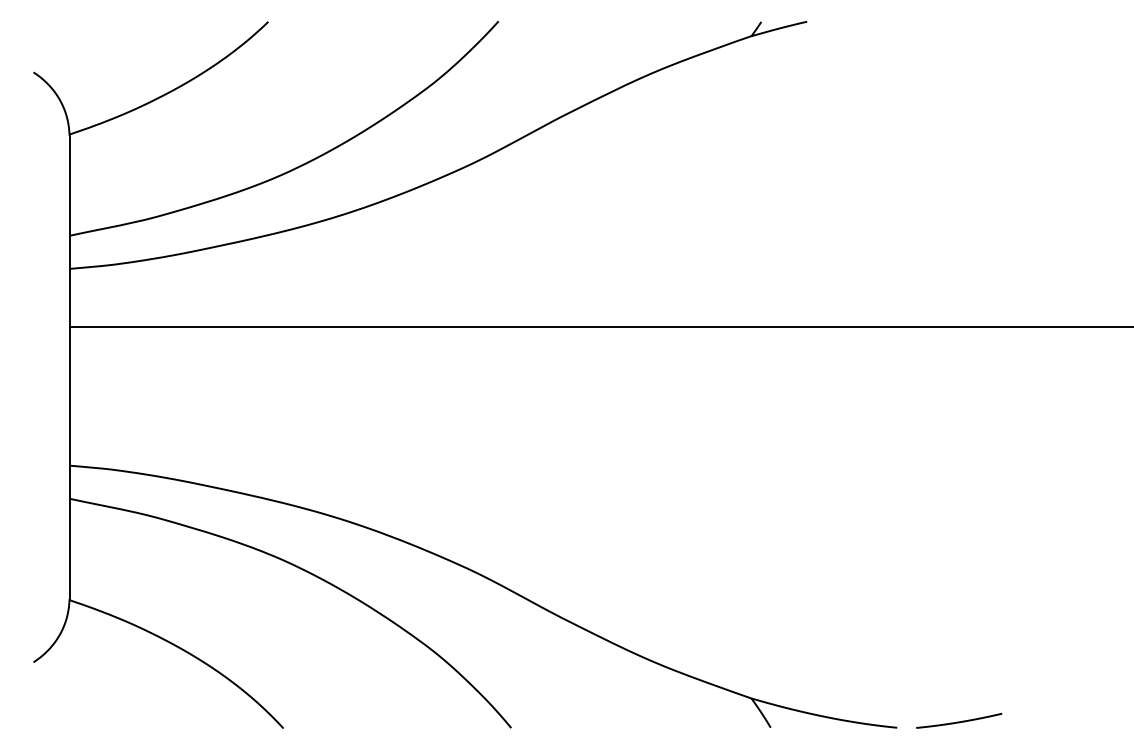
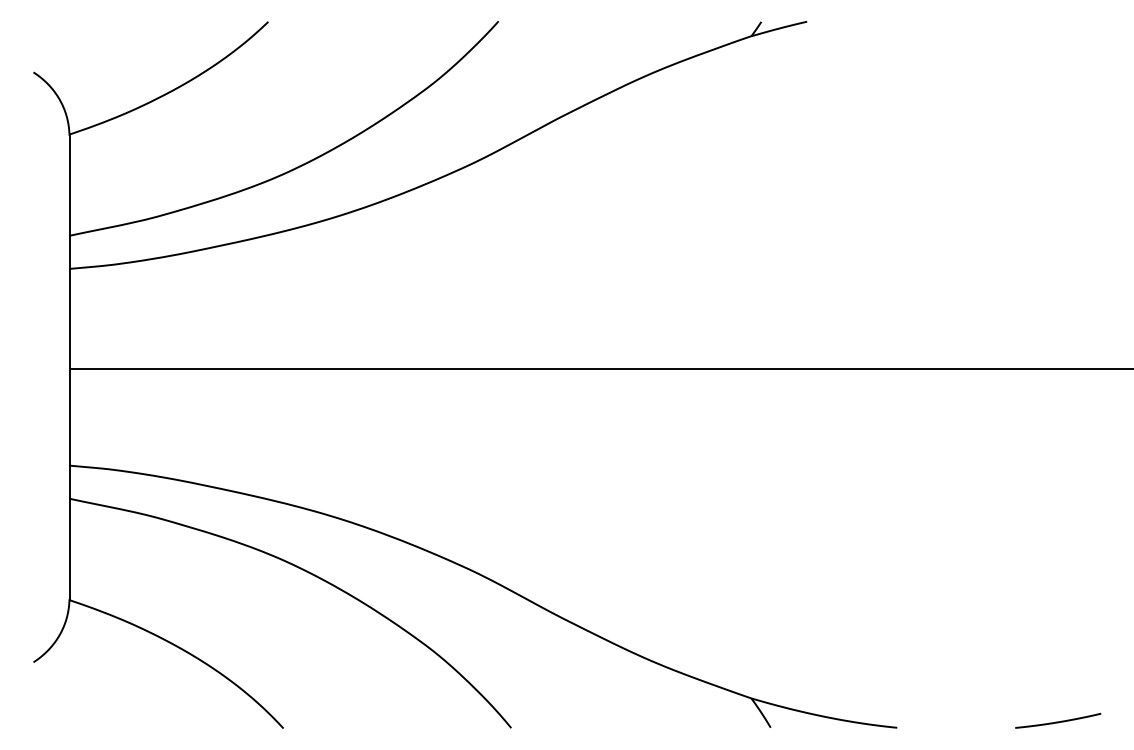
line position: (599, 326) -> (599, 368) (599, 368)
curve position: (959, 721) -> (1058, 721) (1058, 721)
